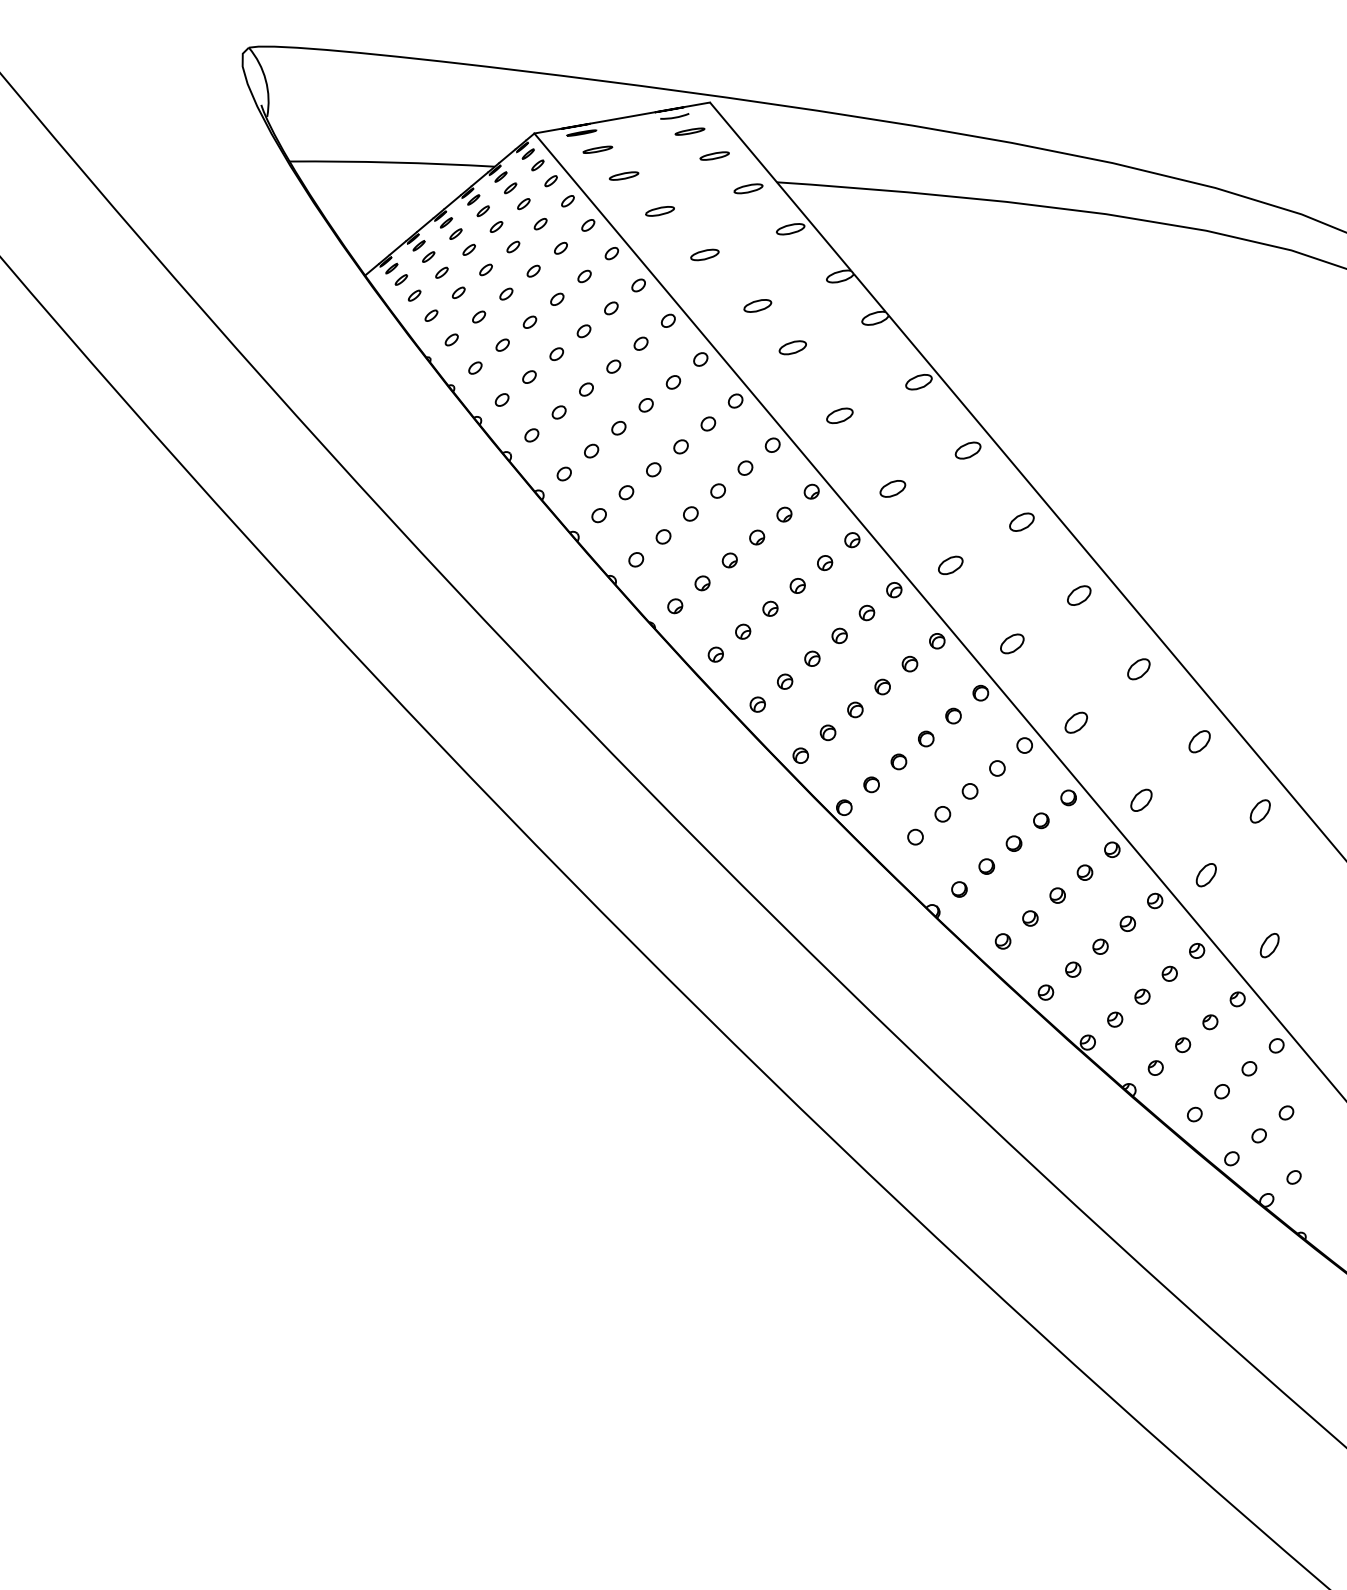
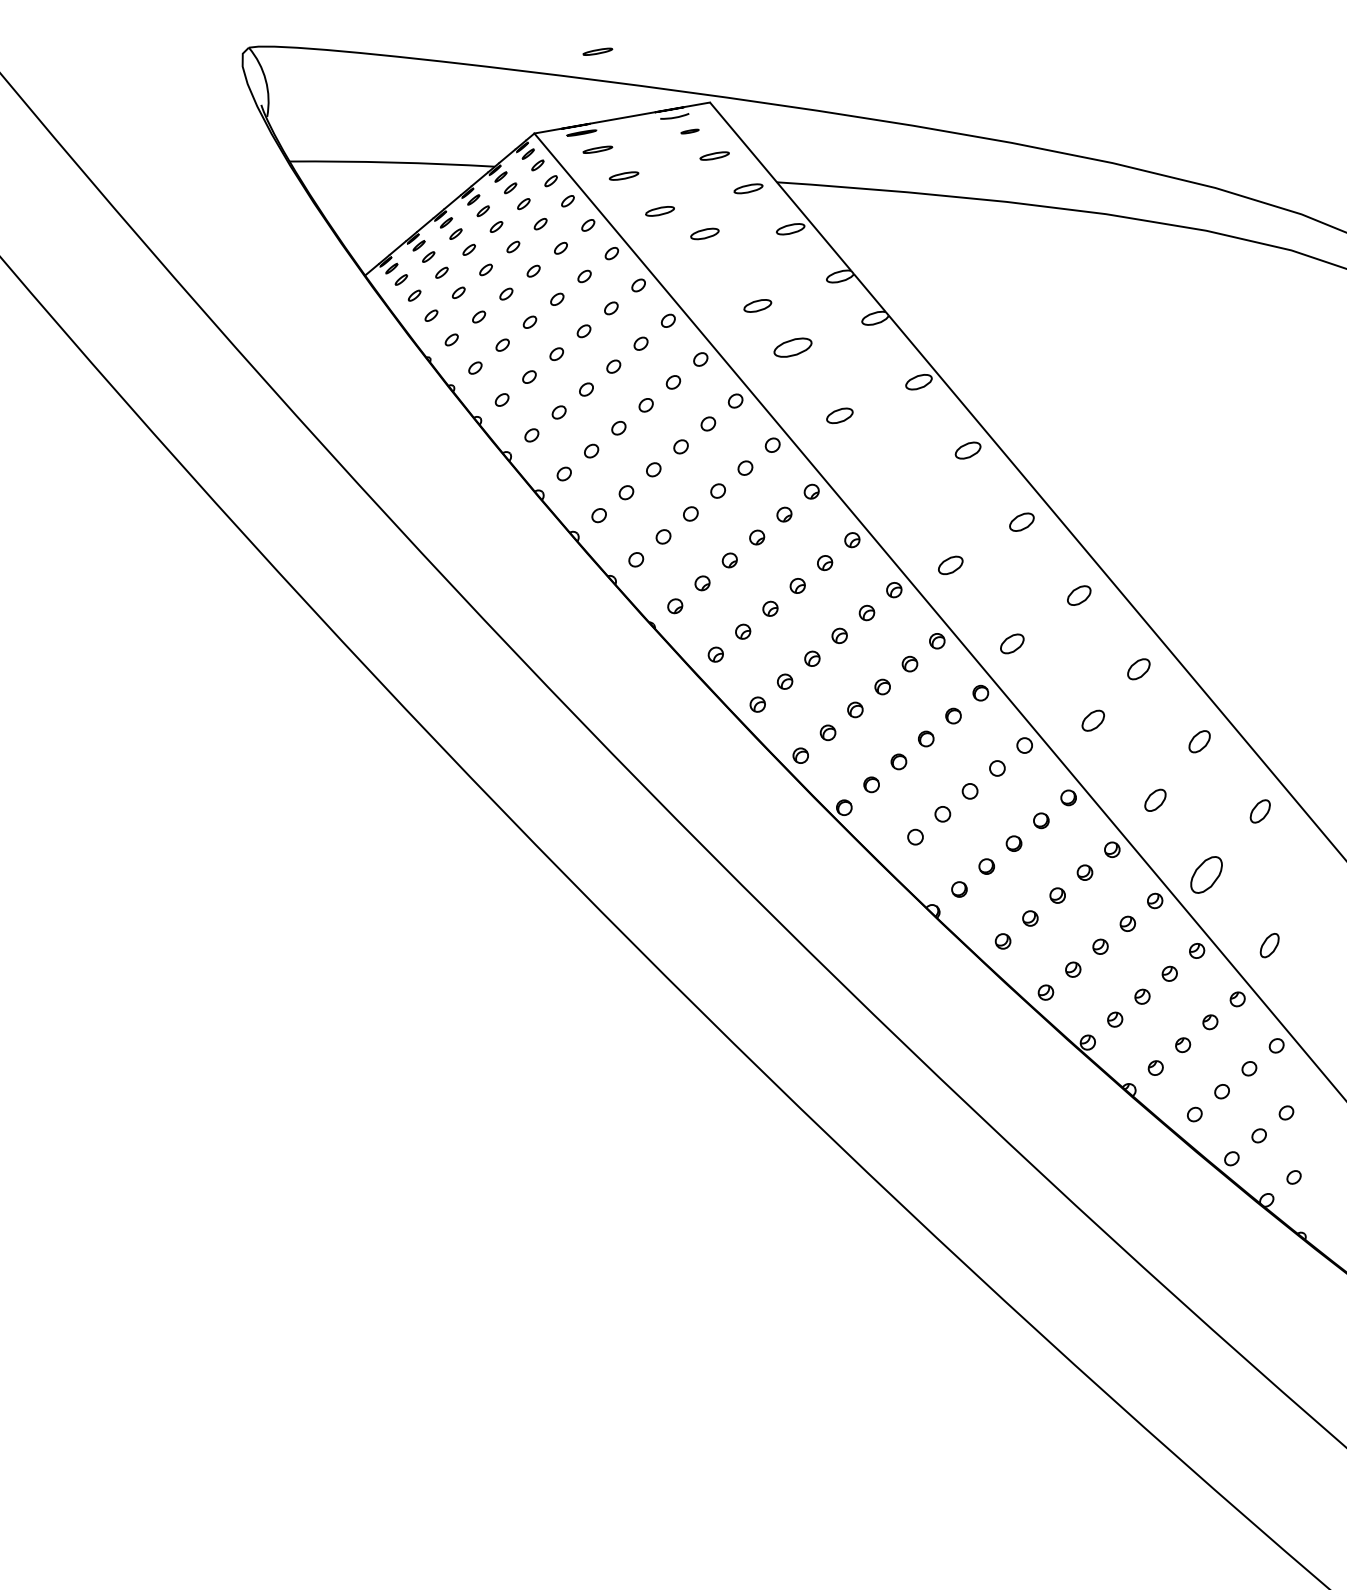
part: none -> present (597, 51)
part size: 32x9 px -> 20x7 px (689, 131)
part position: (704, 254) -> (704, 233) (704, 233)
part size: 29x16 px -> 40x21 px (792, 347)
part: present -> none (892, 488)
part position: (1075, 722) -> (1092, 720) (1092, 720)
part position: (1141, 799) -> (1155, 799) (1155, 799)
part size: 22x25 px -> 33x38 px (1206, 874)
